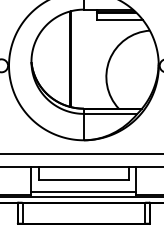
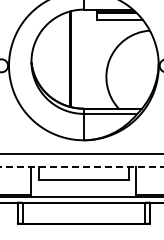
line: solid -> dashed (81, 167)
line: present -> none (83, 191)
